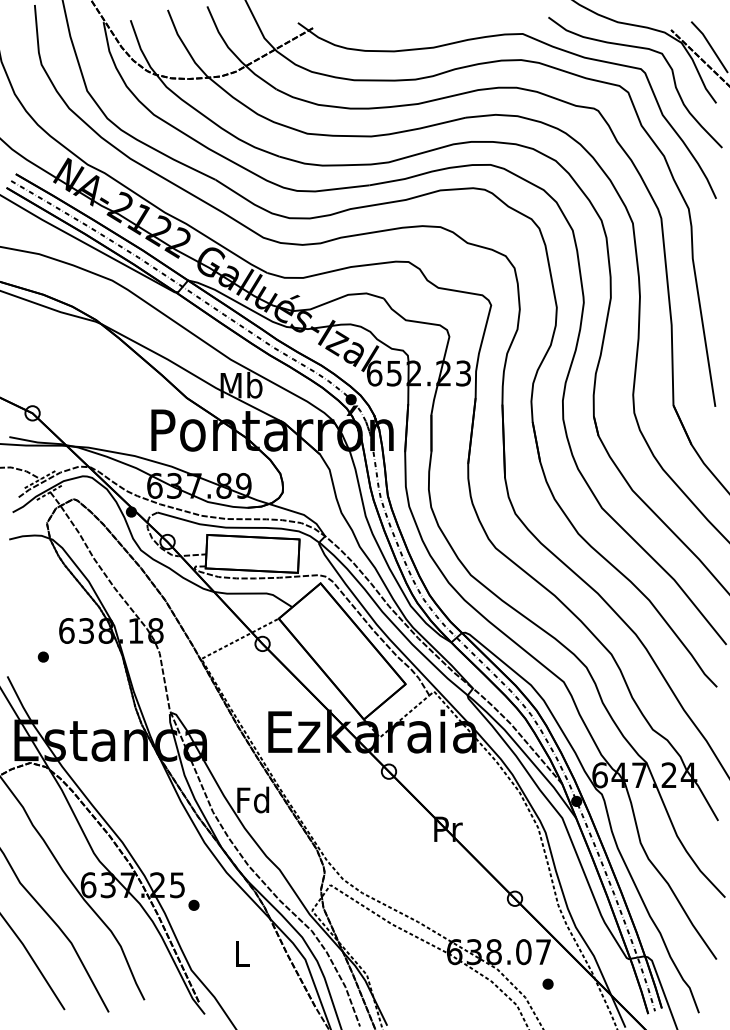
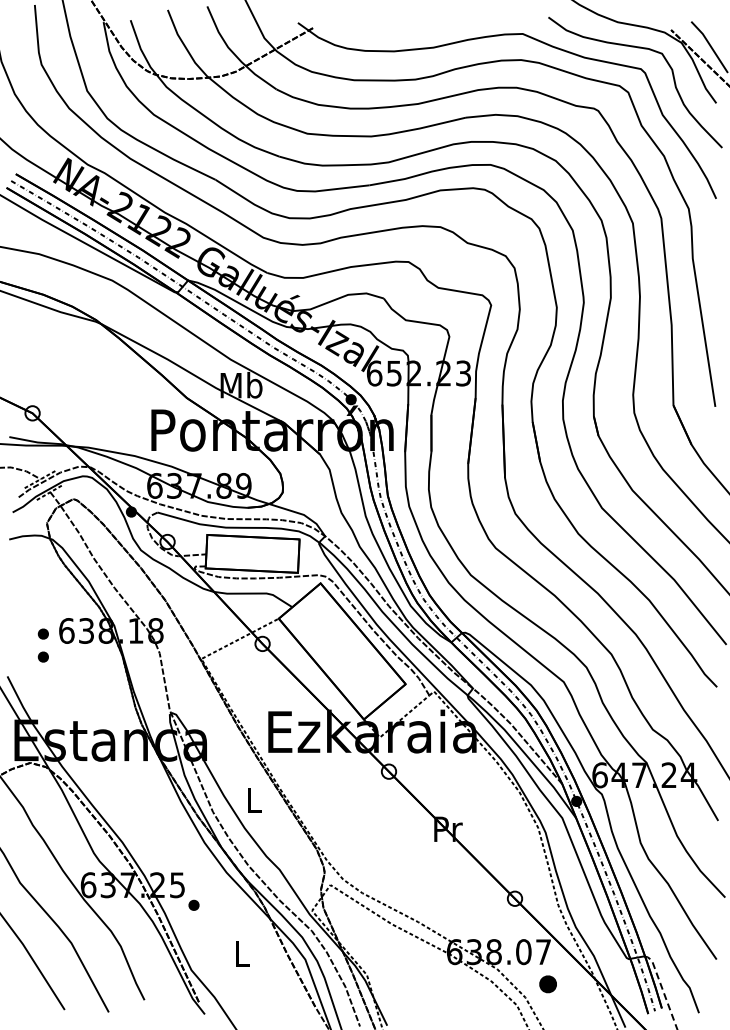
part: none -> present (42, 633)
text: Fd -> L (253, 799)
part size: 12x12 px -> 18x19 px (547, 984)
line: solid -> dashed (662, 989)
